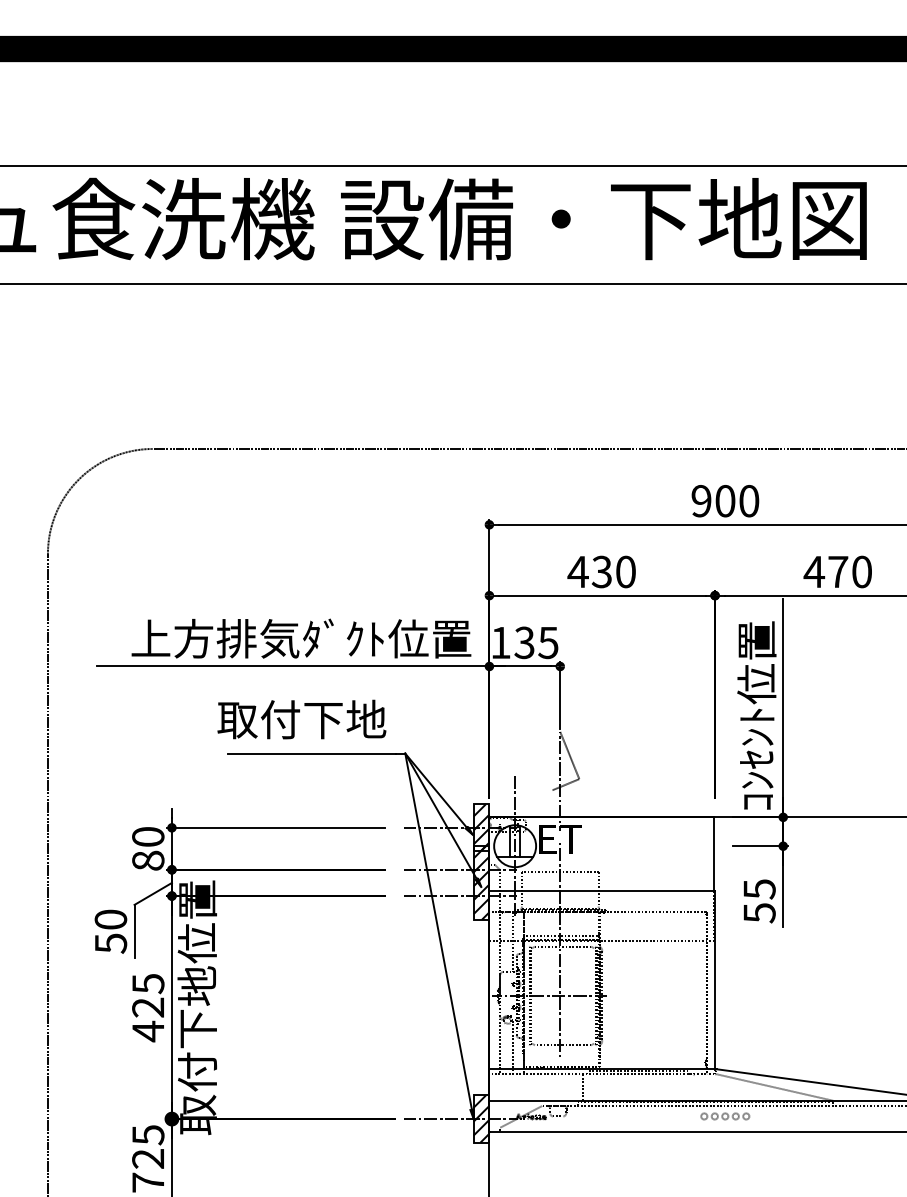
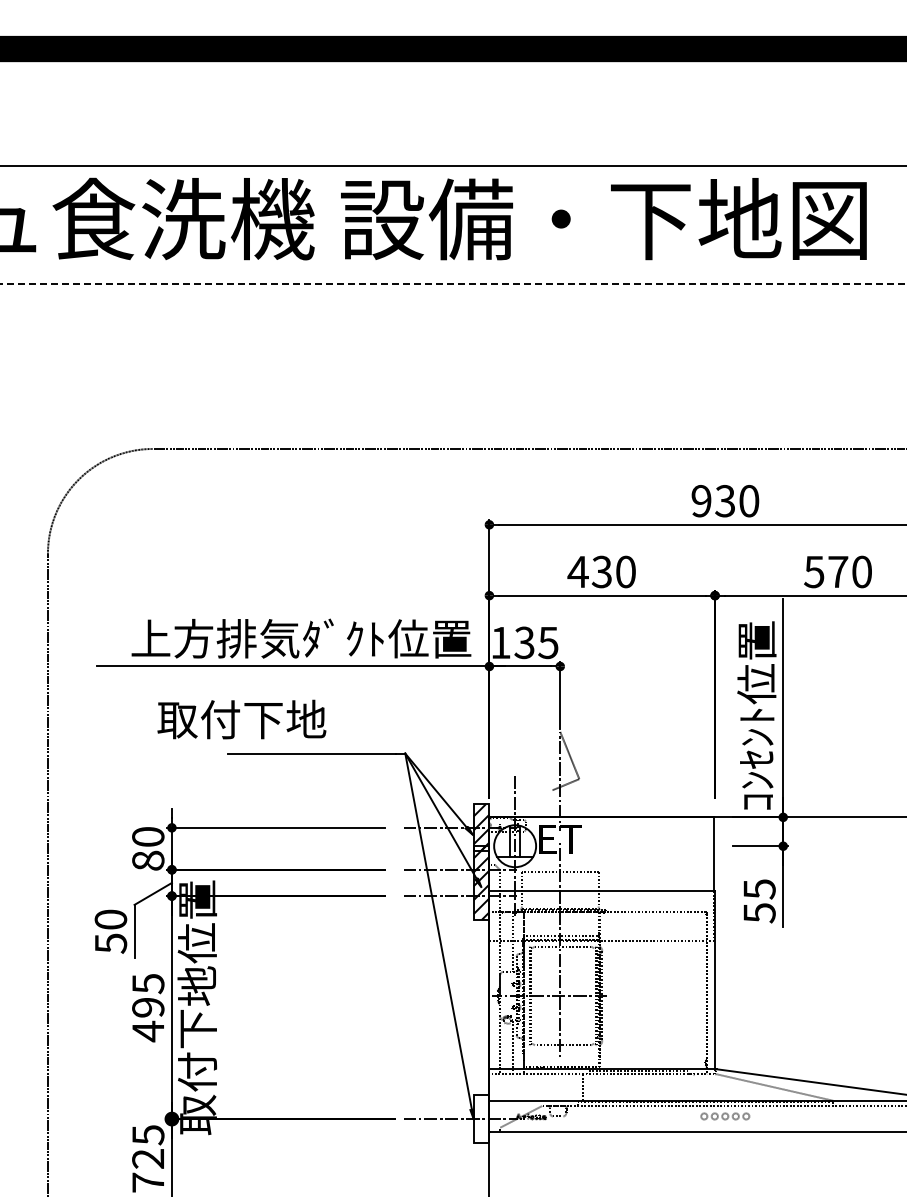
line: solid -> dashed (454, 284)
text: 900 -> 930 (725, 501)
text: 470 -> 570 (814, 572)
text position: (301, 719) -> (241, 719) (241, 719)
text: 425 -> 495 (148, 1007)
hatch: present -> none (481, 1118)
